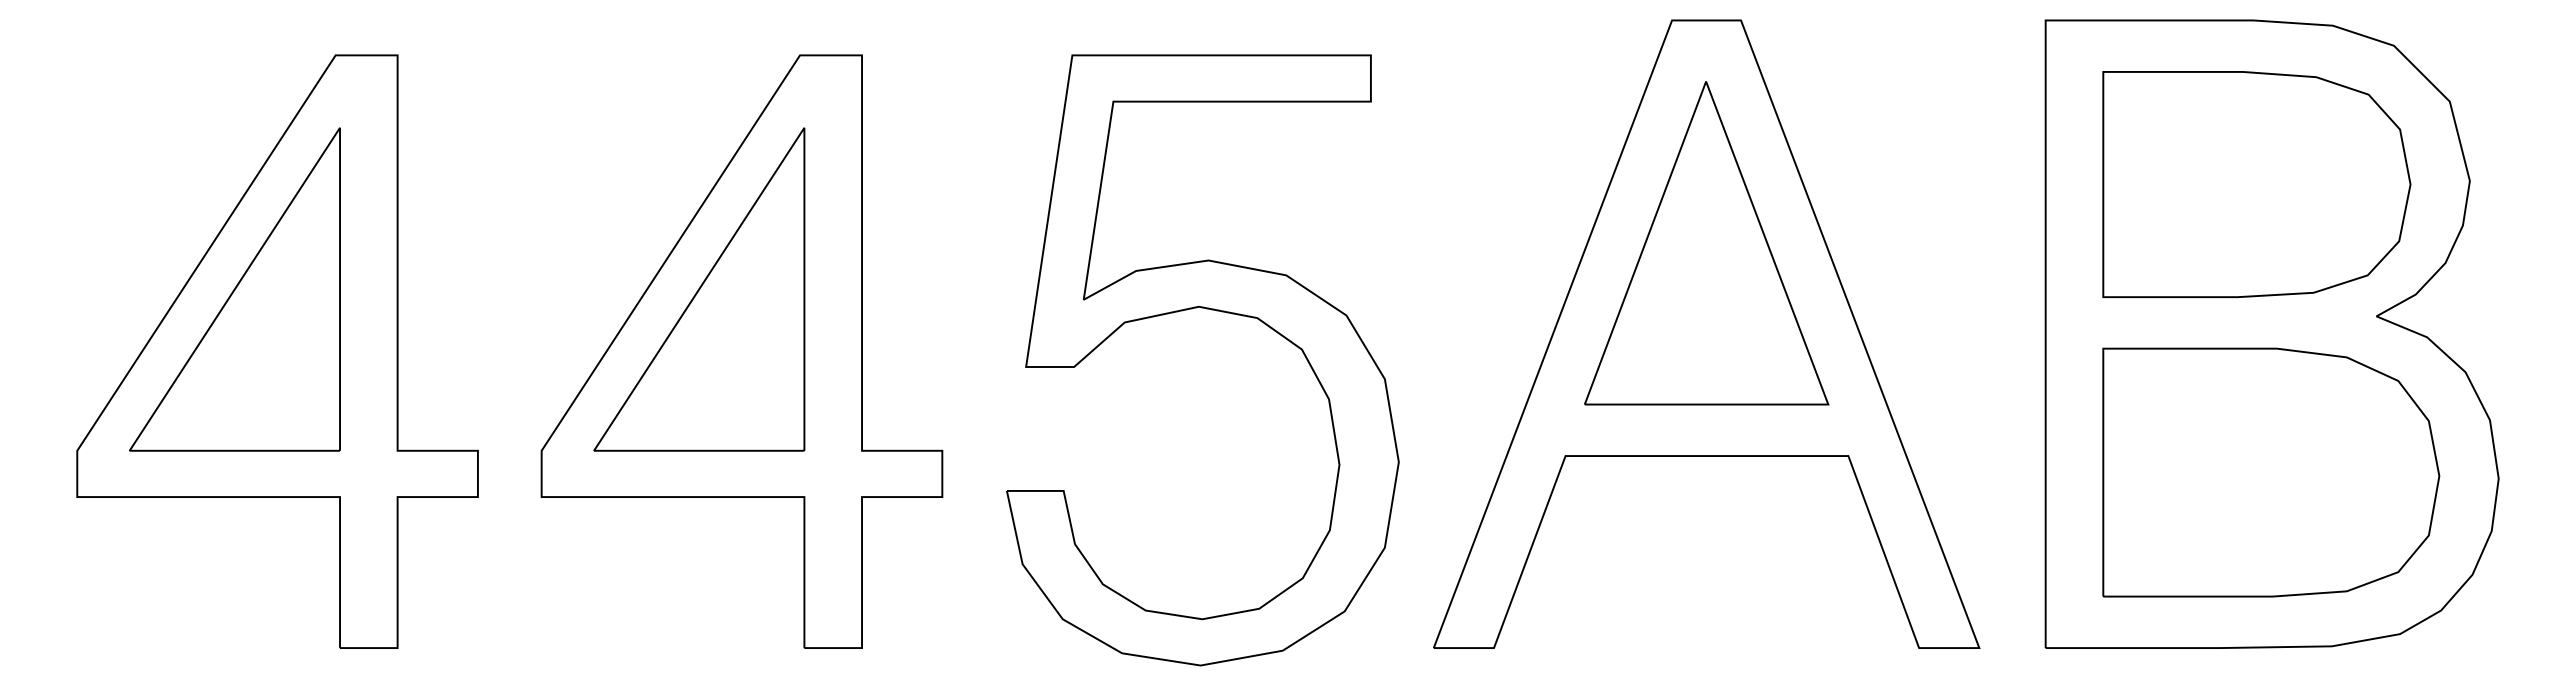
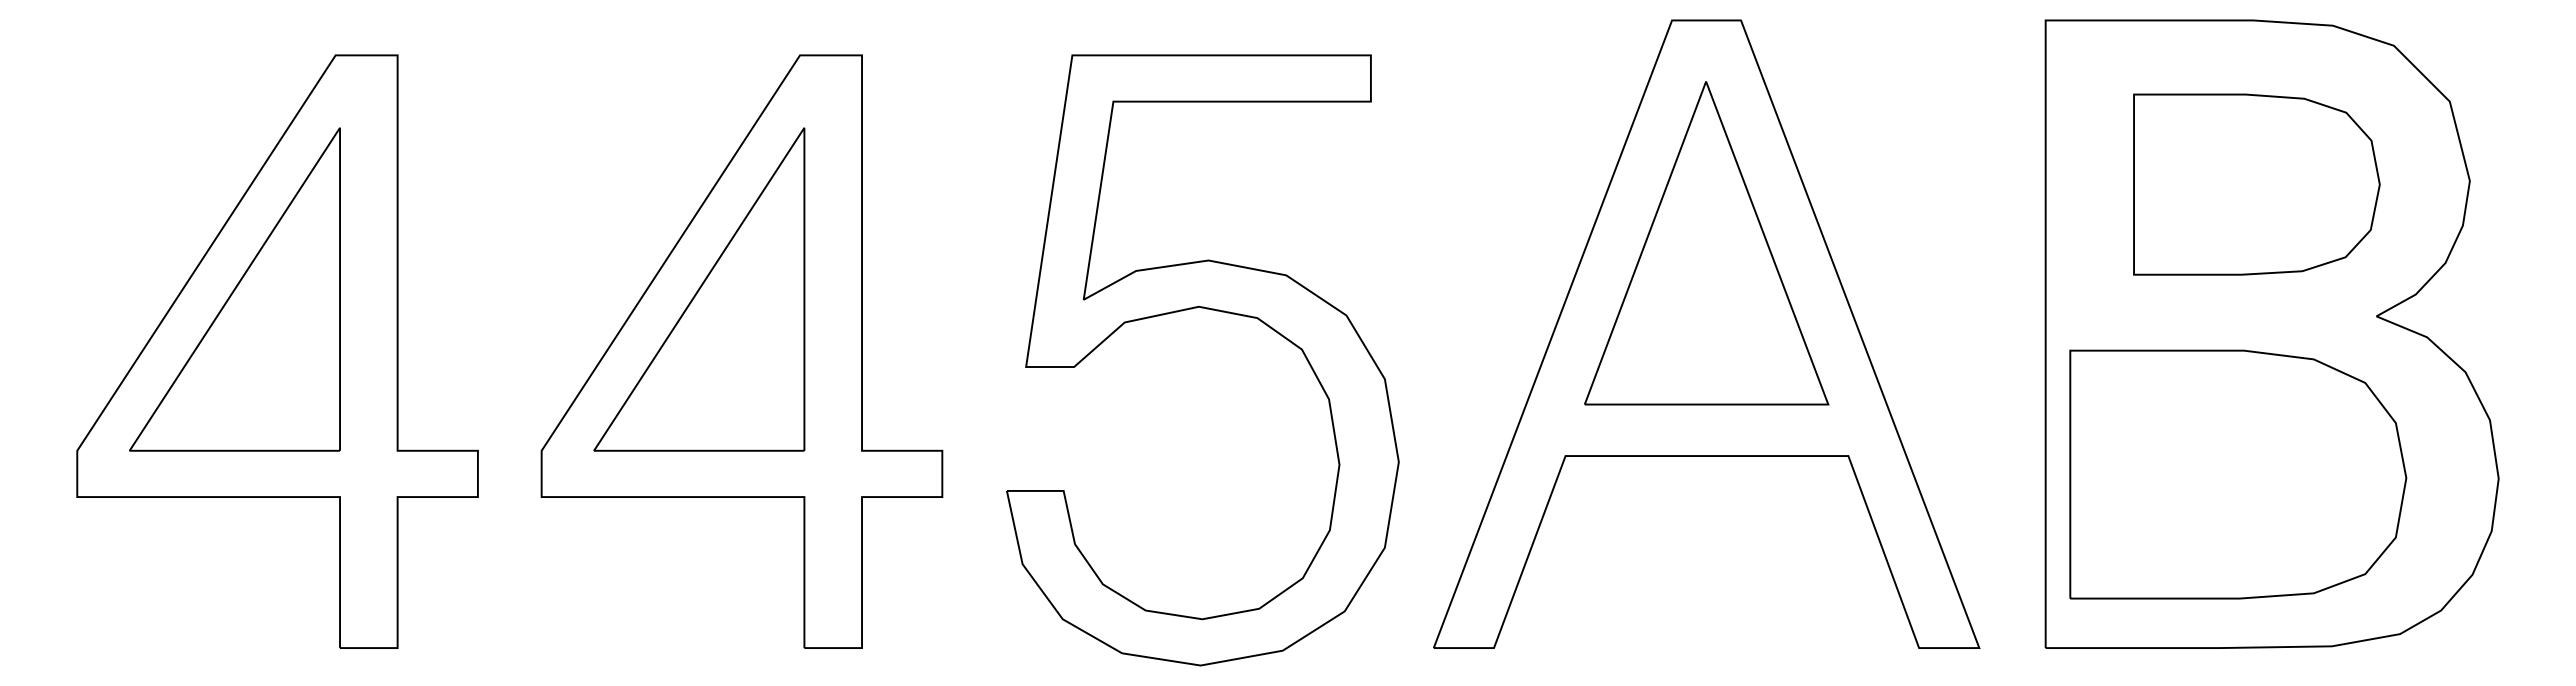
part size: 310x228 px -> 248x183 px (2256, 184)
part position: (2271, 472) -> (2238, 474) (2238, 474)
